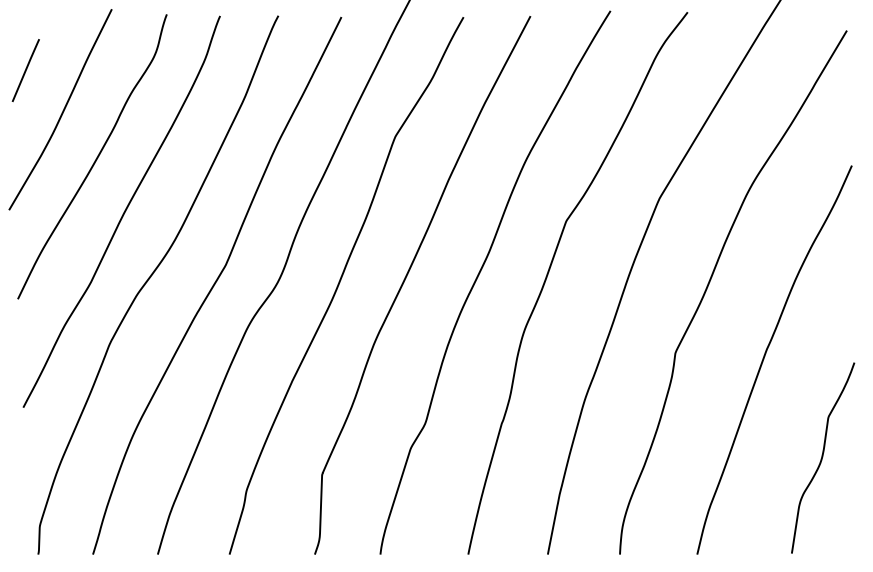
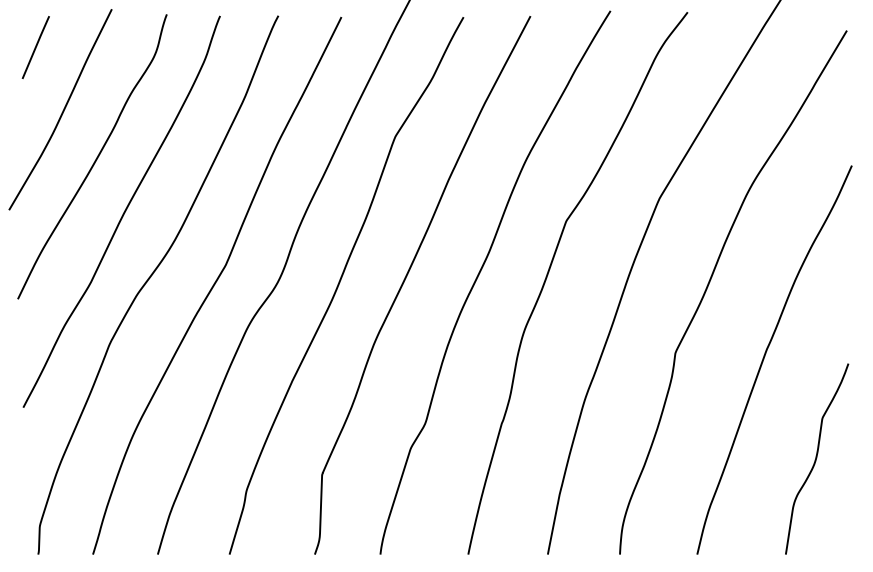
line position: (25, 70) -> (35, 47) (35, 47)
curve position: (823, 457) -> (817, 458) (817, 458)
